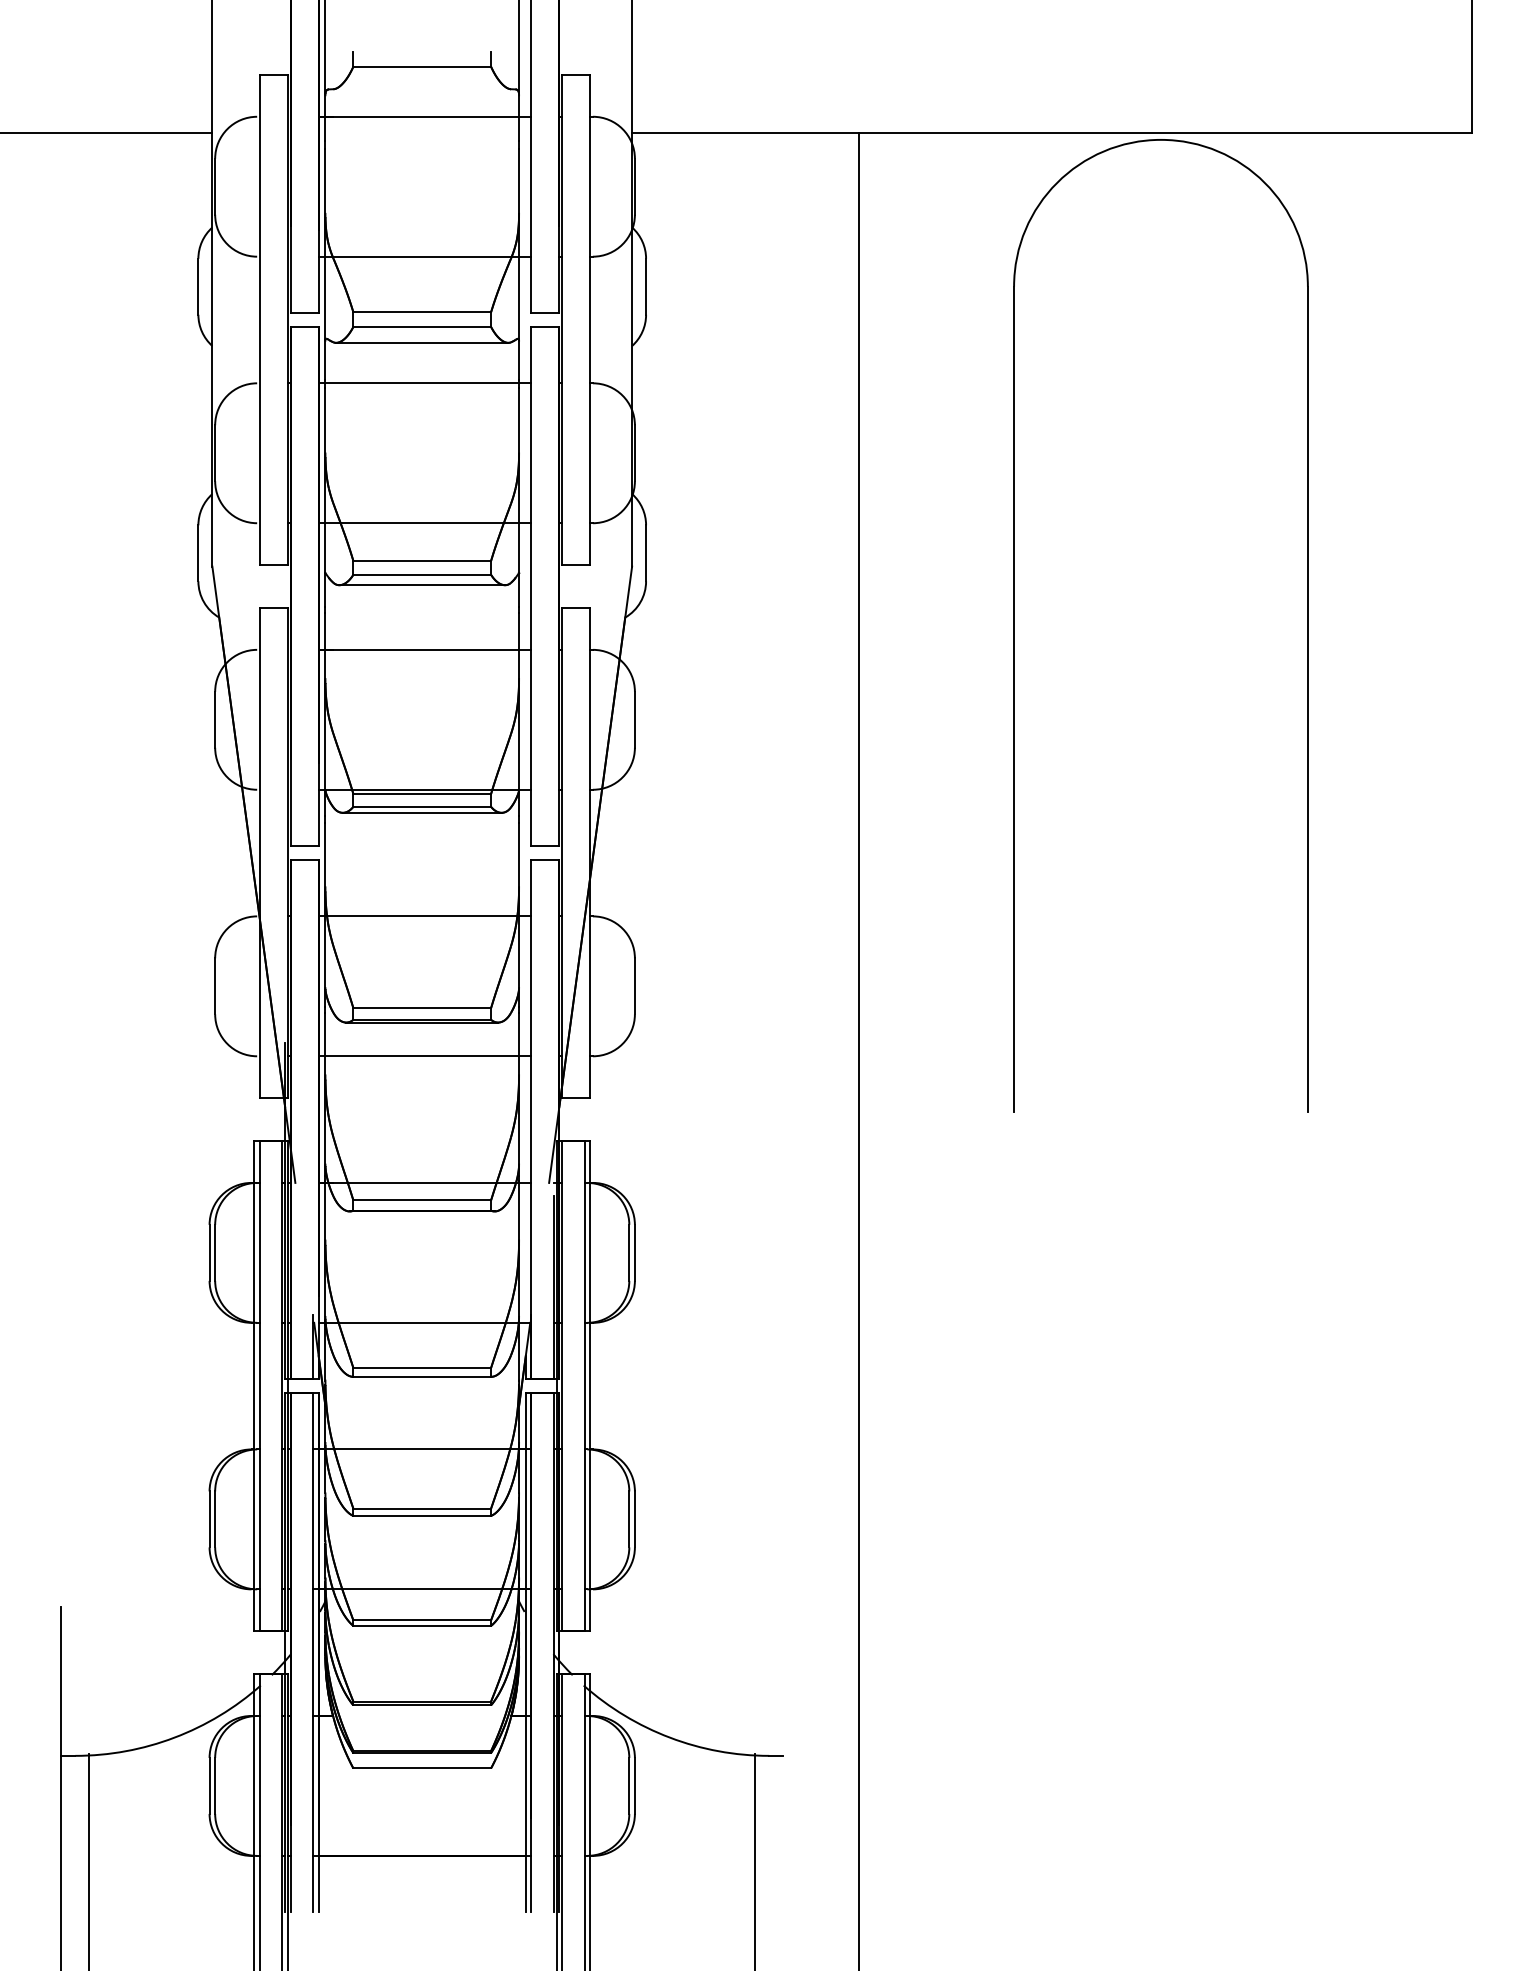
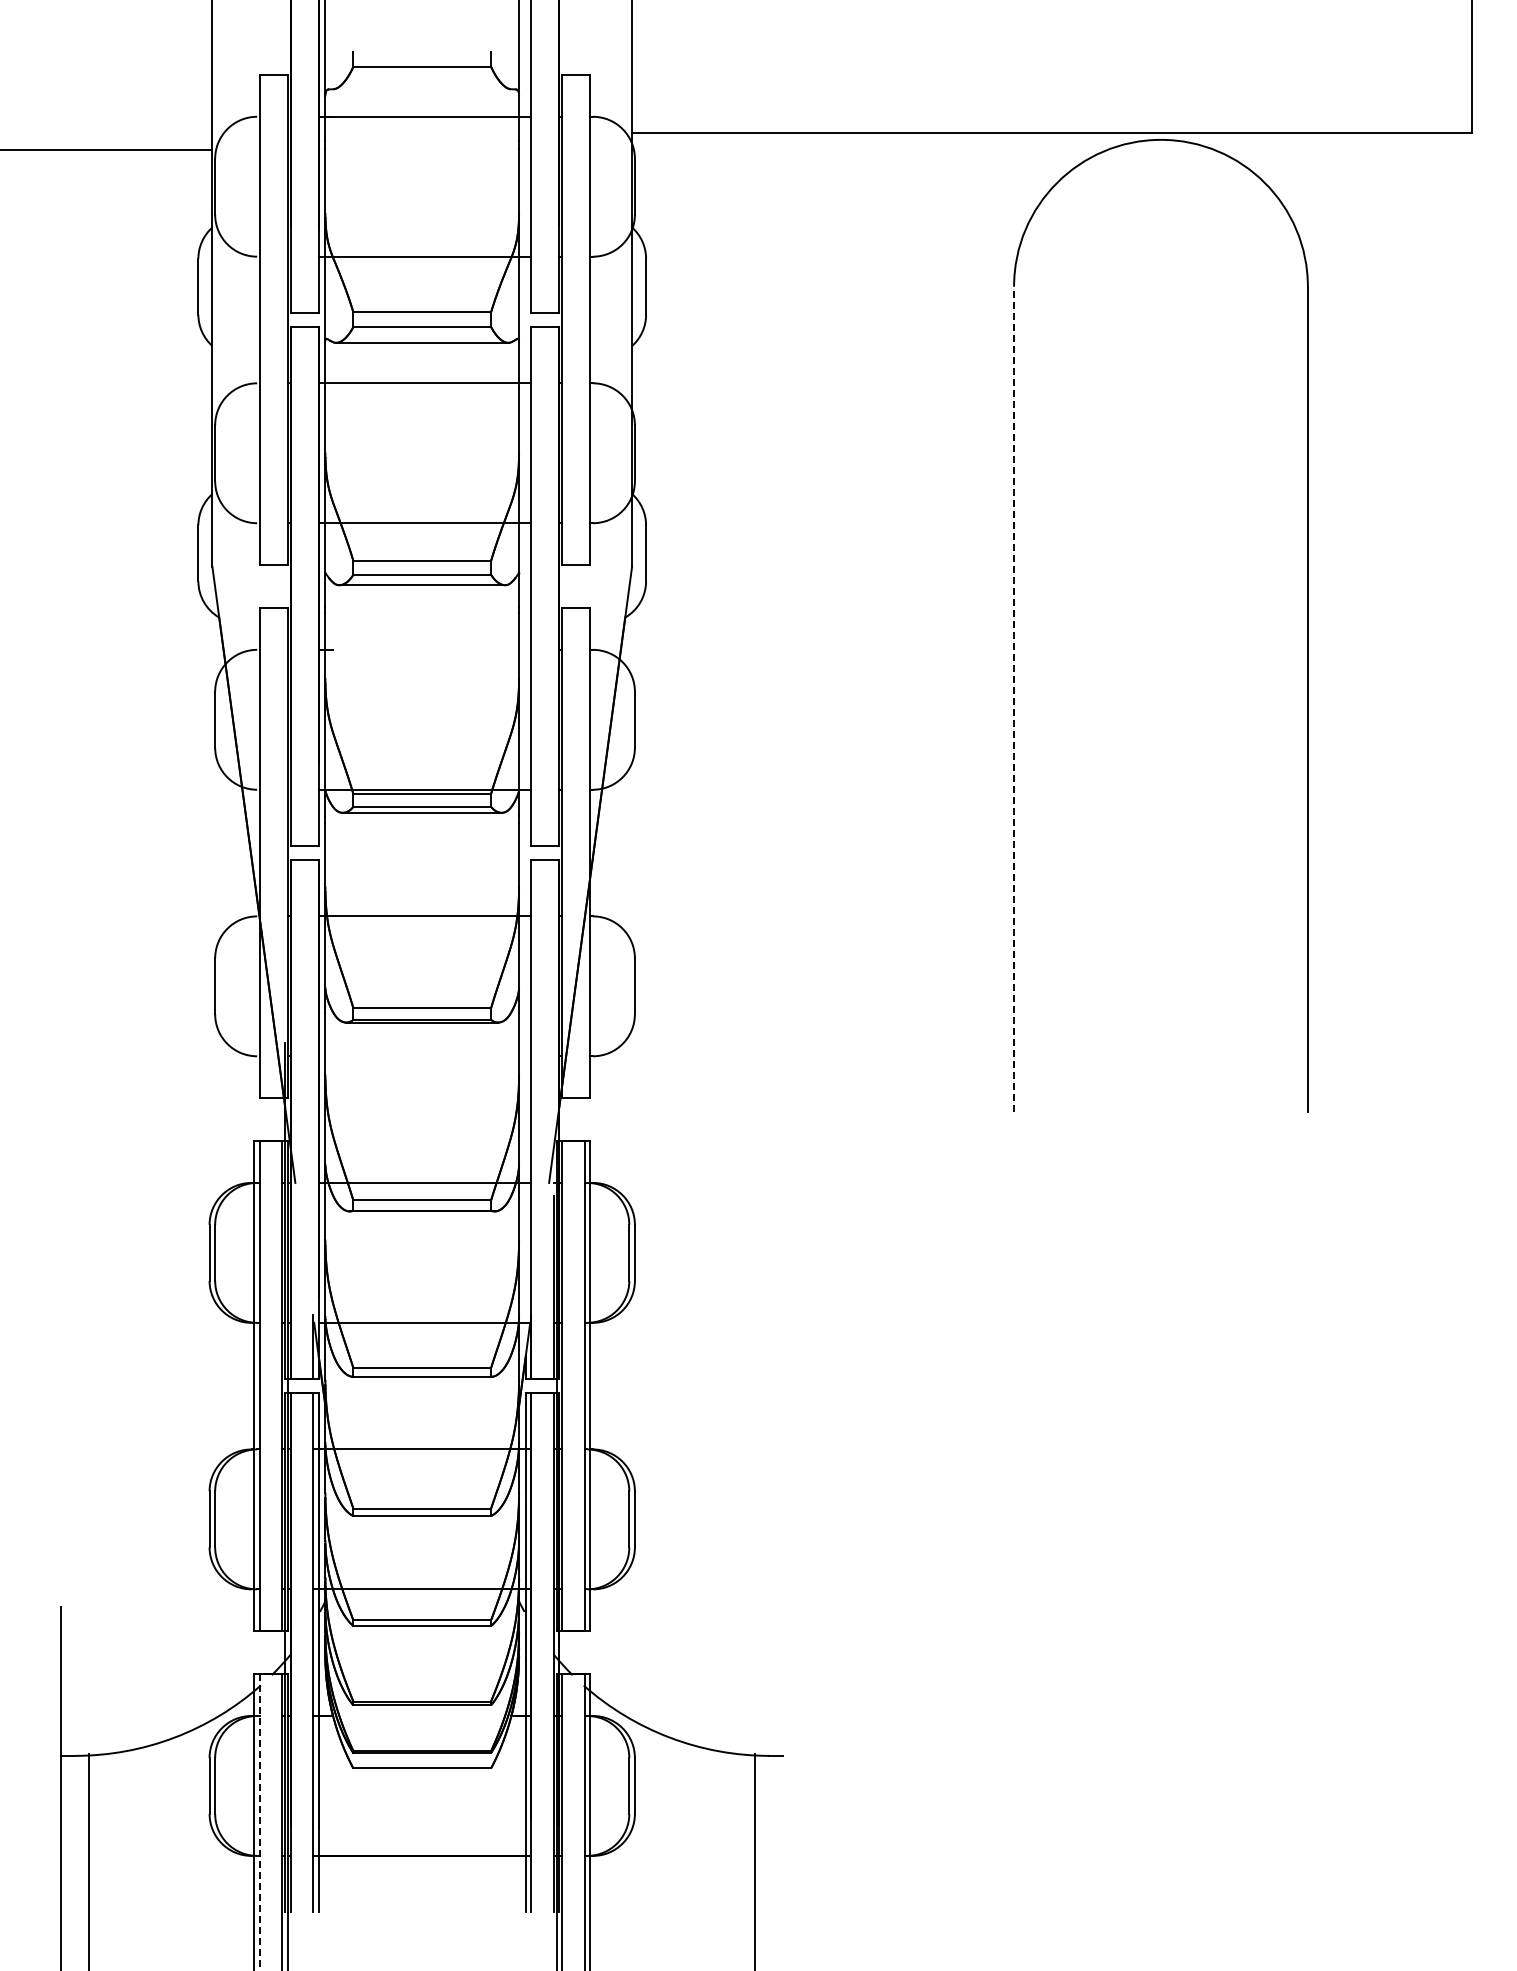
line position: (107, 132) -> (107, 149) (107, 149)
line: present -> none (424, 649)
line: solid -> dashed (1014, 699)
line: present -> none (858, 1049)
line: present -> none (424, 1056)
line: solid -> dashed (259, 1822)
